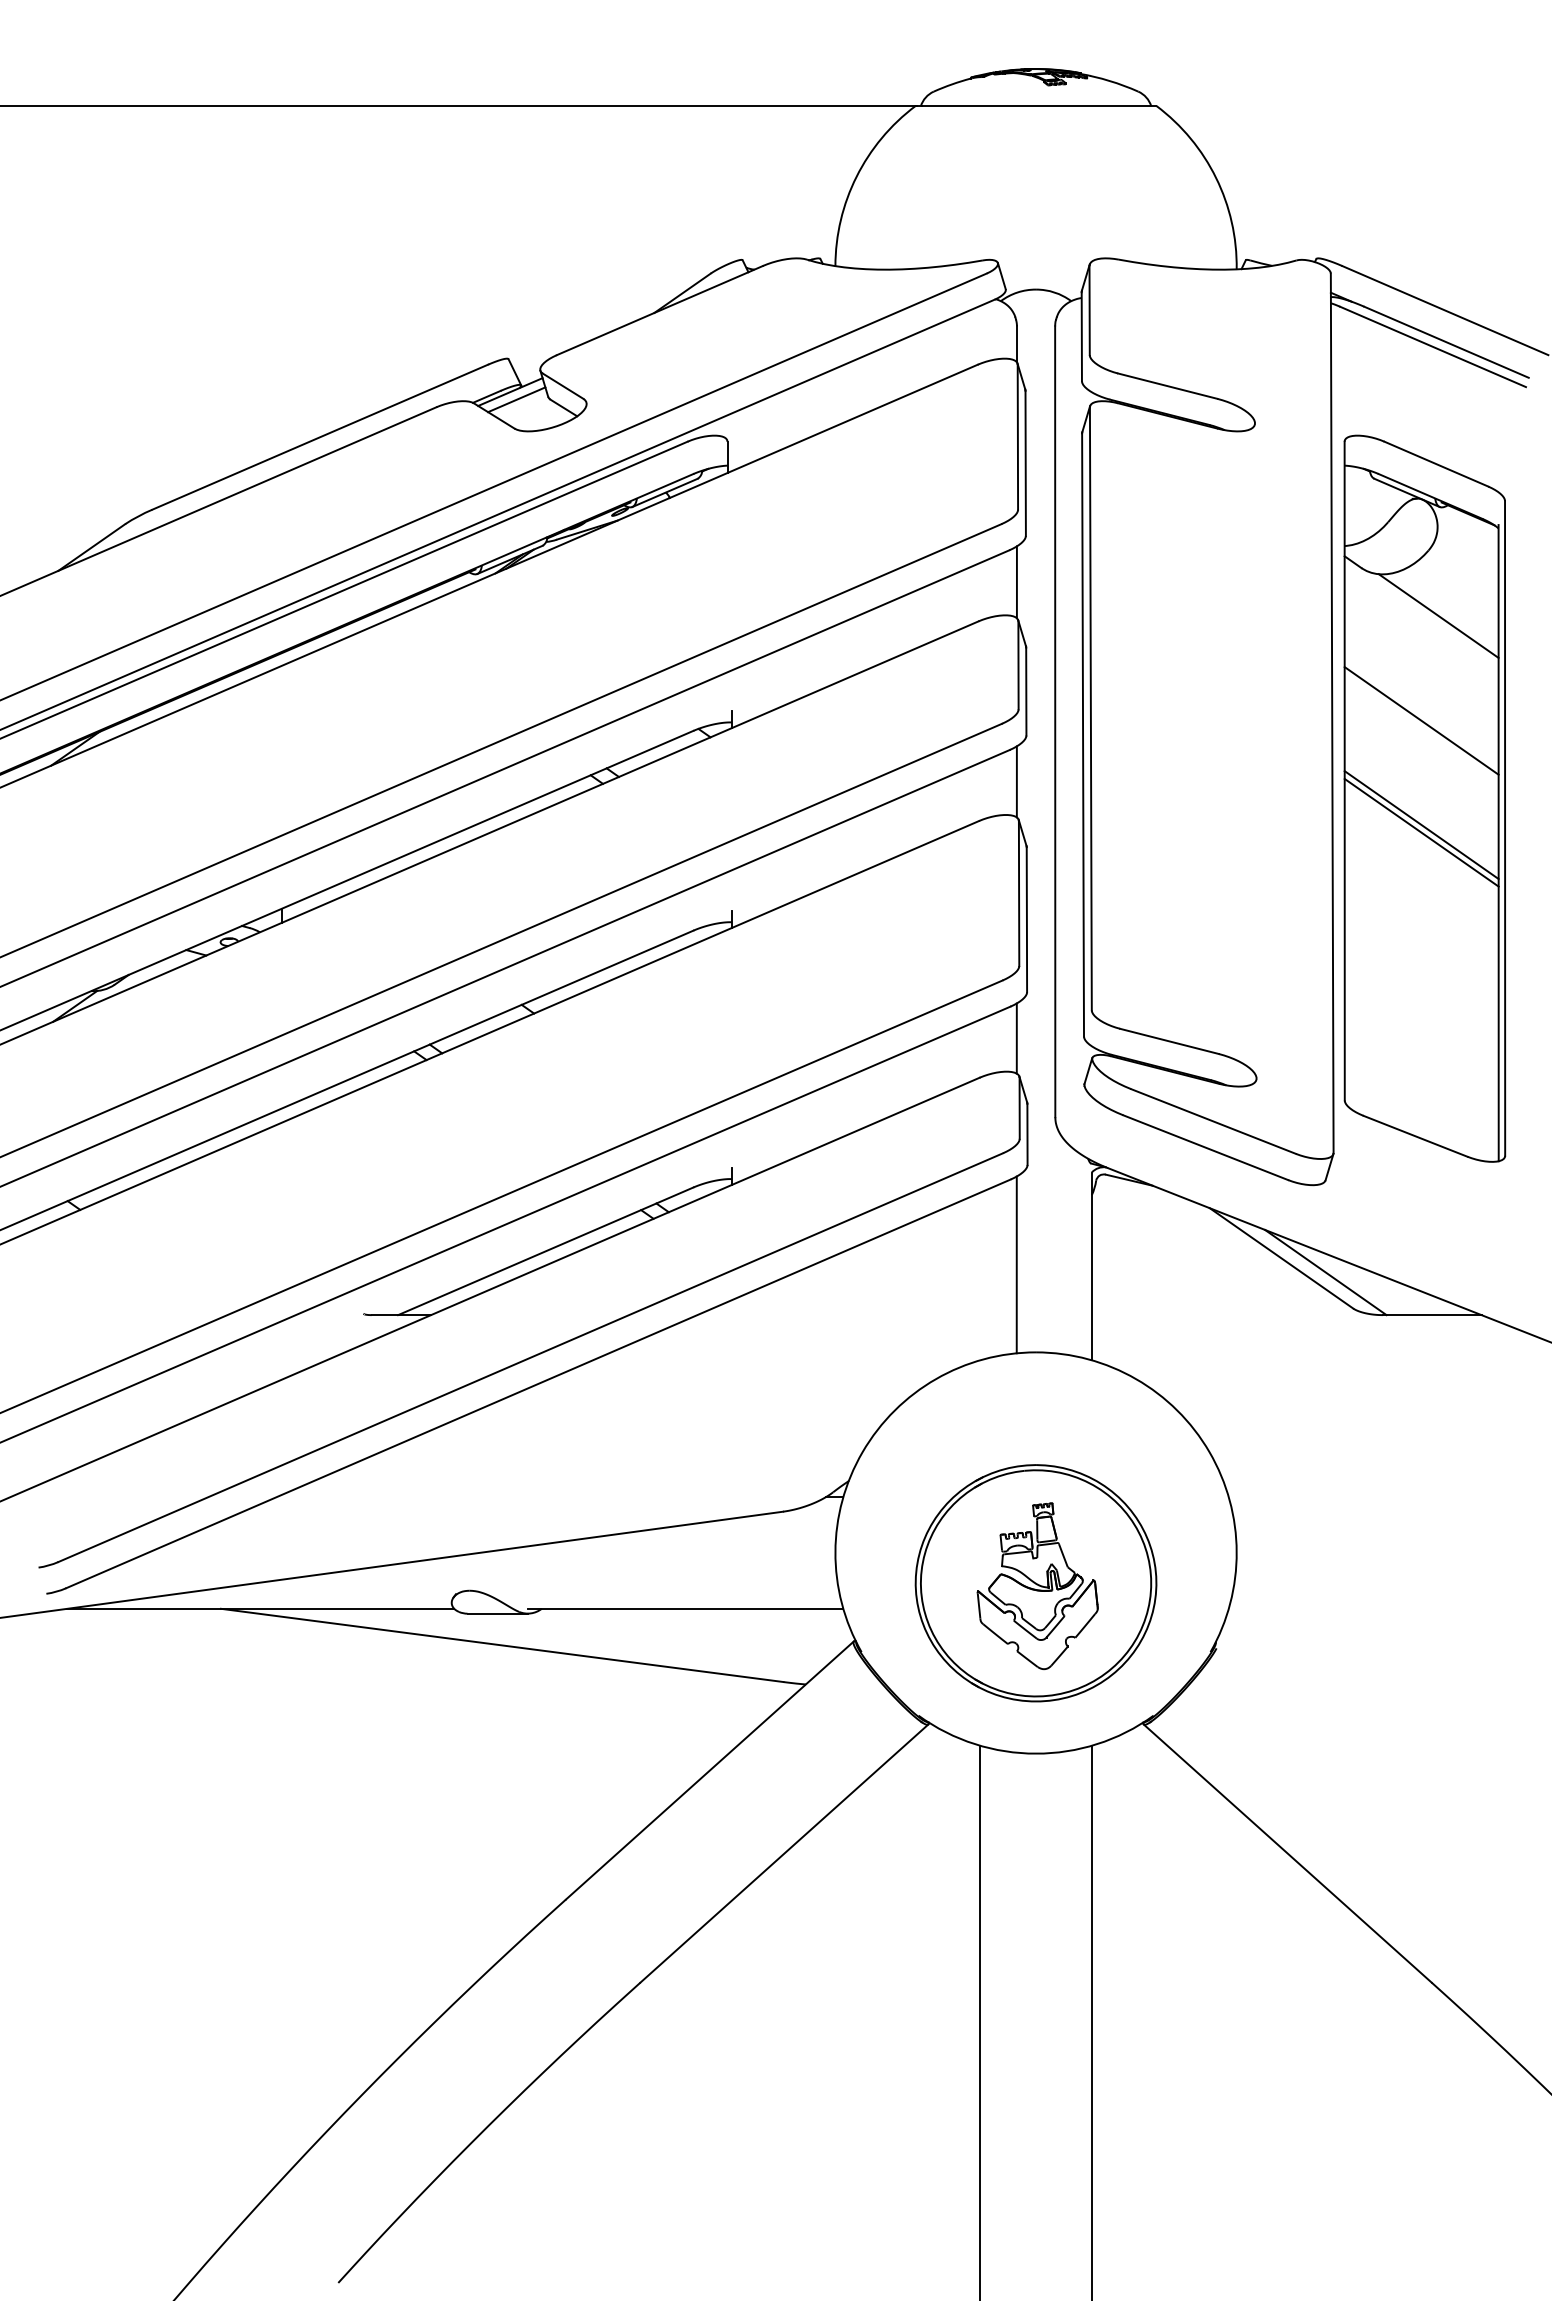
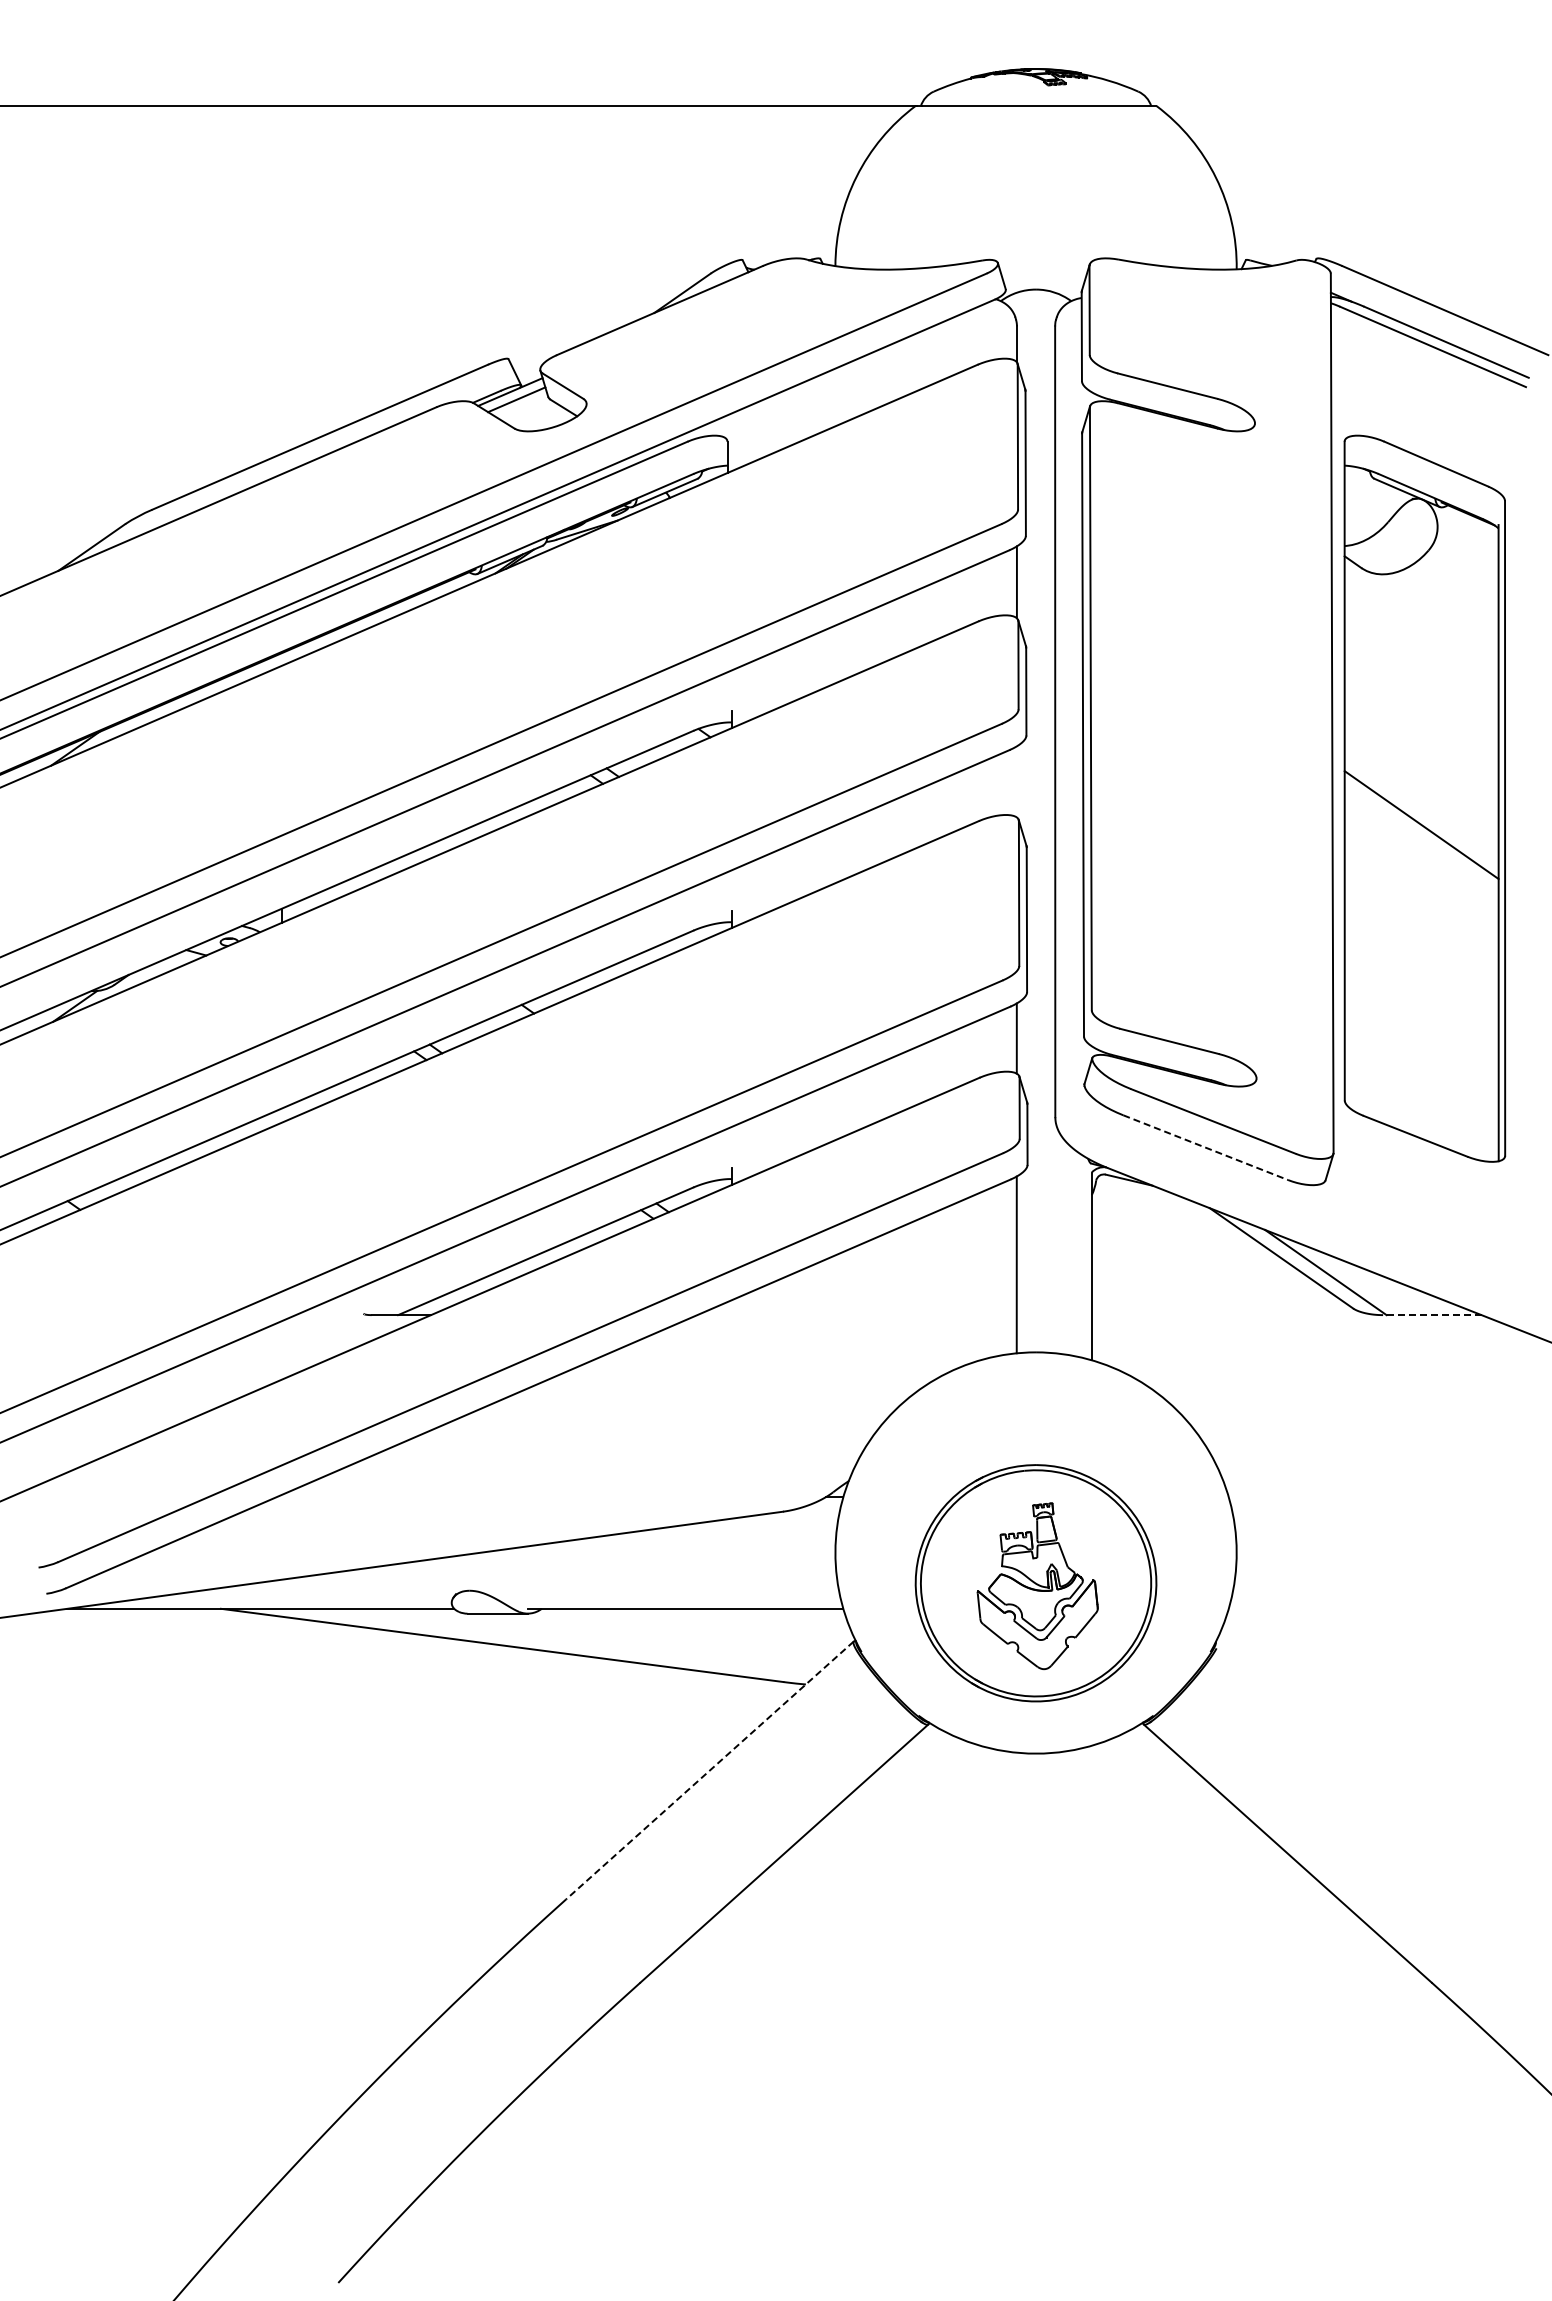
line: present -> none (1438, 615)
line: present -> none (1421, 720)
line: present -> none (1016, 781)
line: present -> none (1421, 832)
line: solid -> dashed (1205, 1147)
line: solid -> dashed (1431, 1315)
line: solid -> dashed (709, 1770)
line: present -> none (980, 2021)
line: present -> none (1091, 2021)
